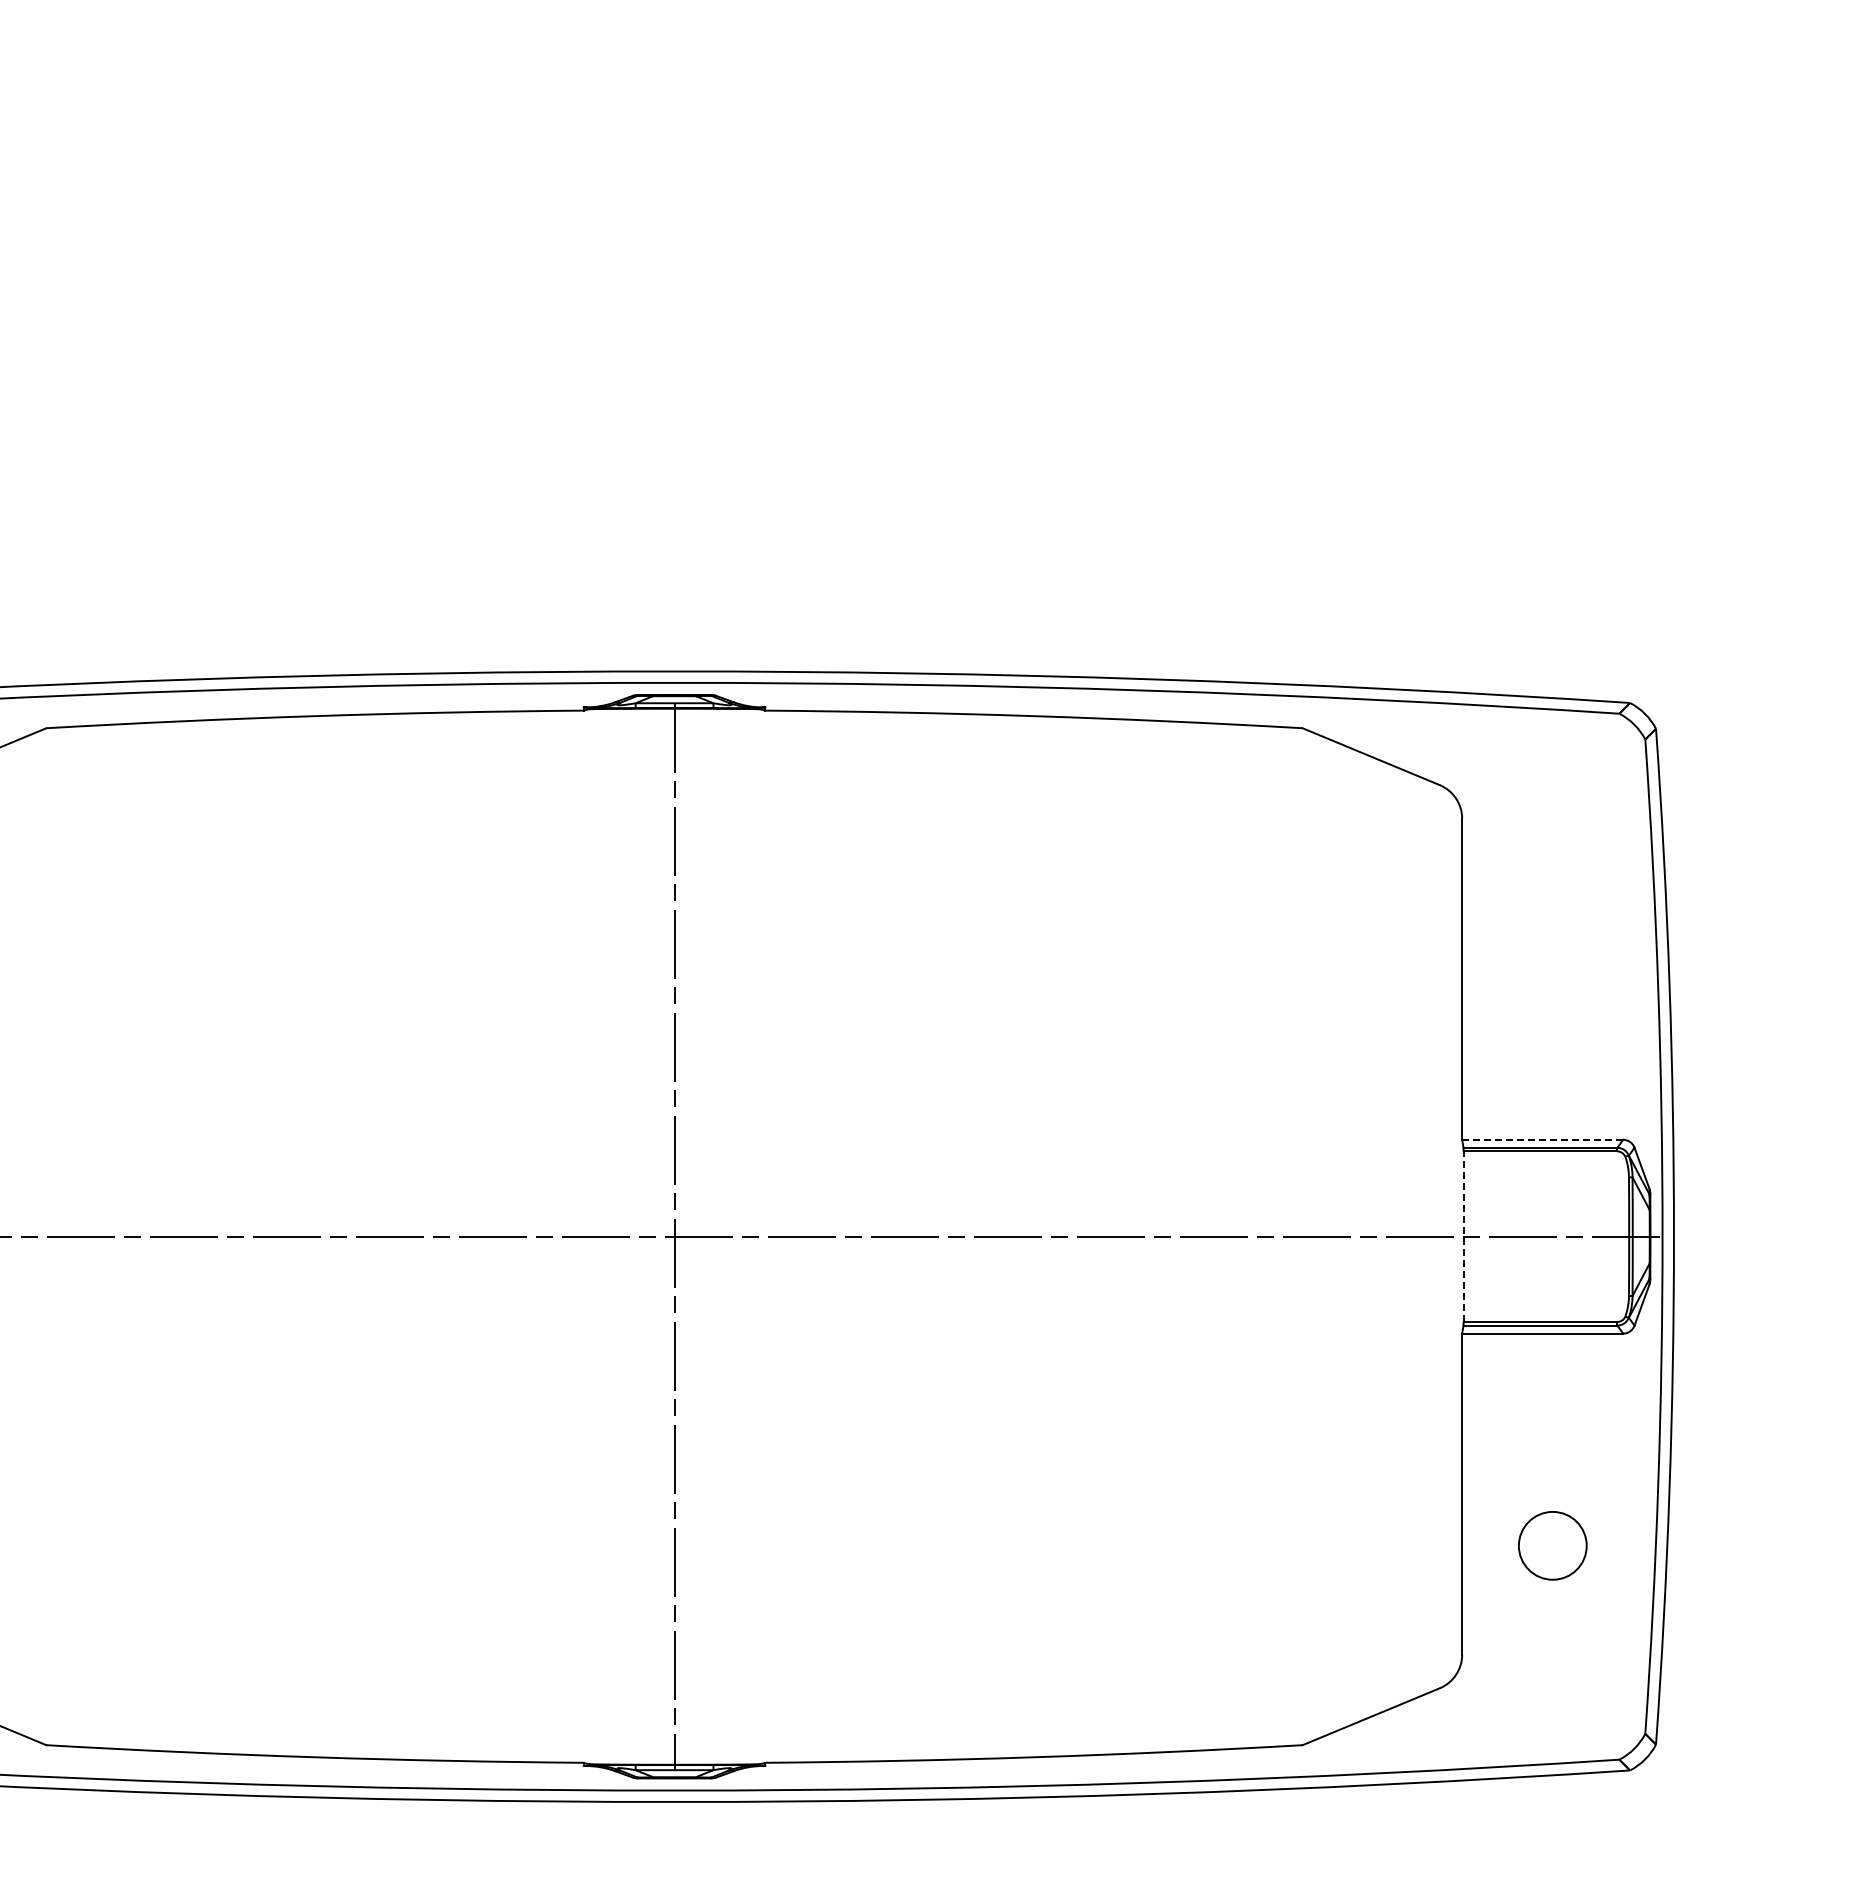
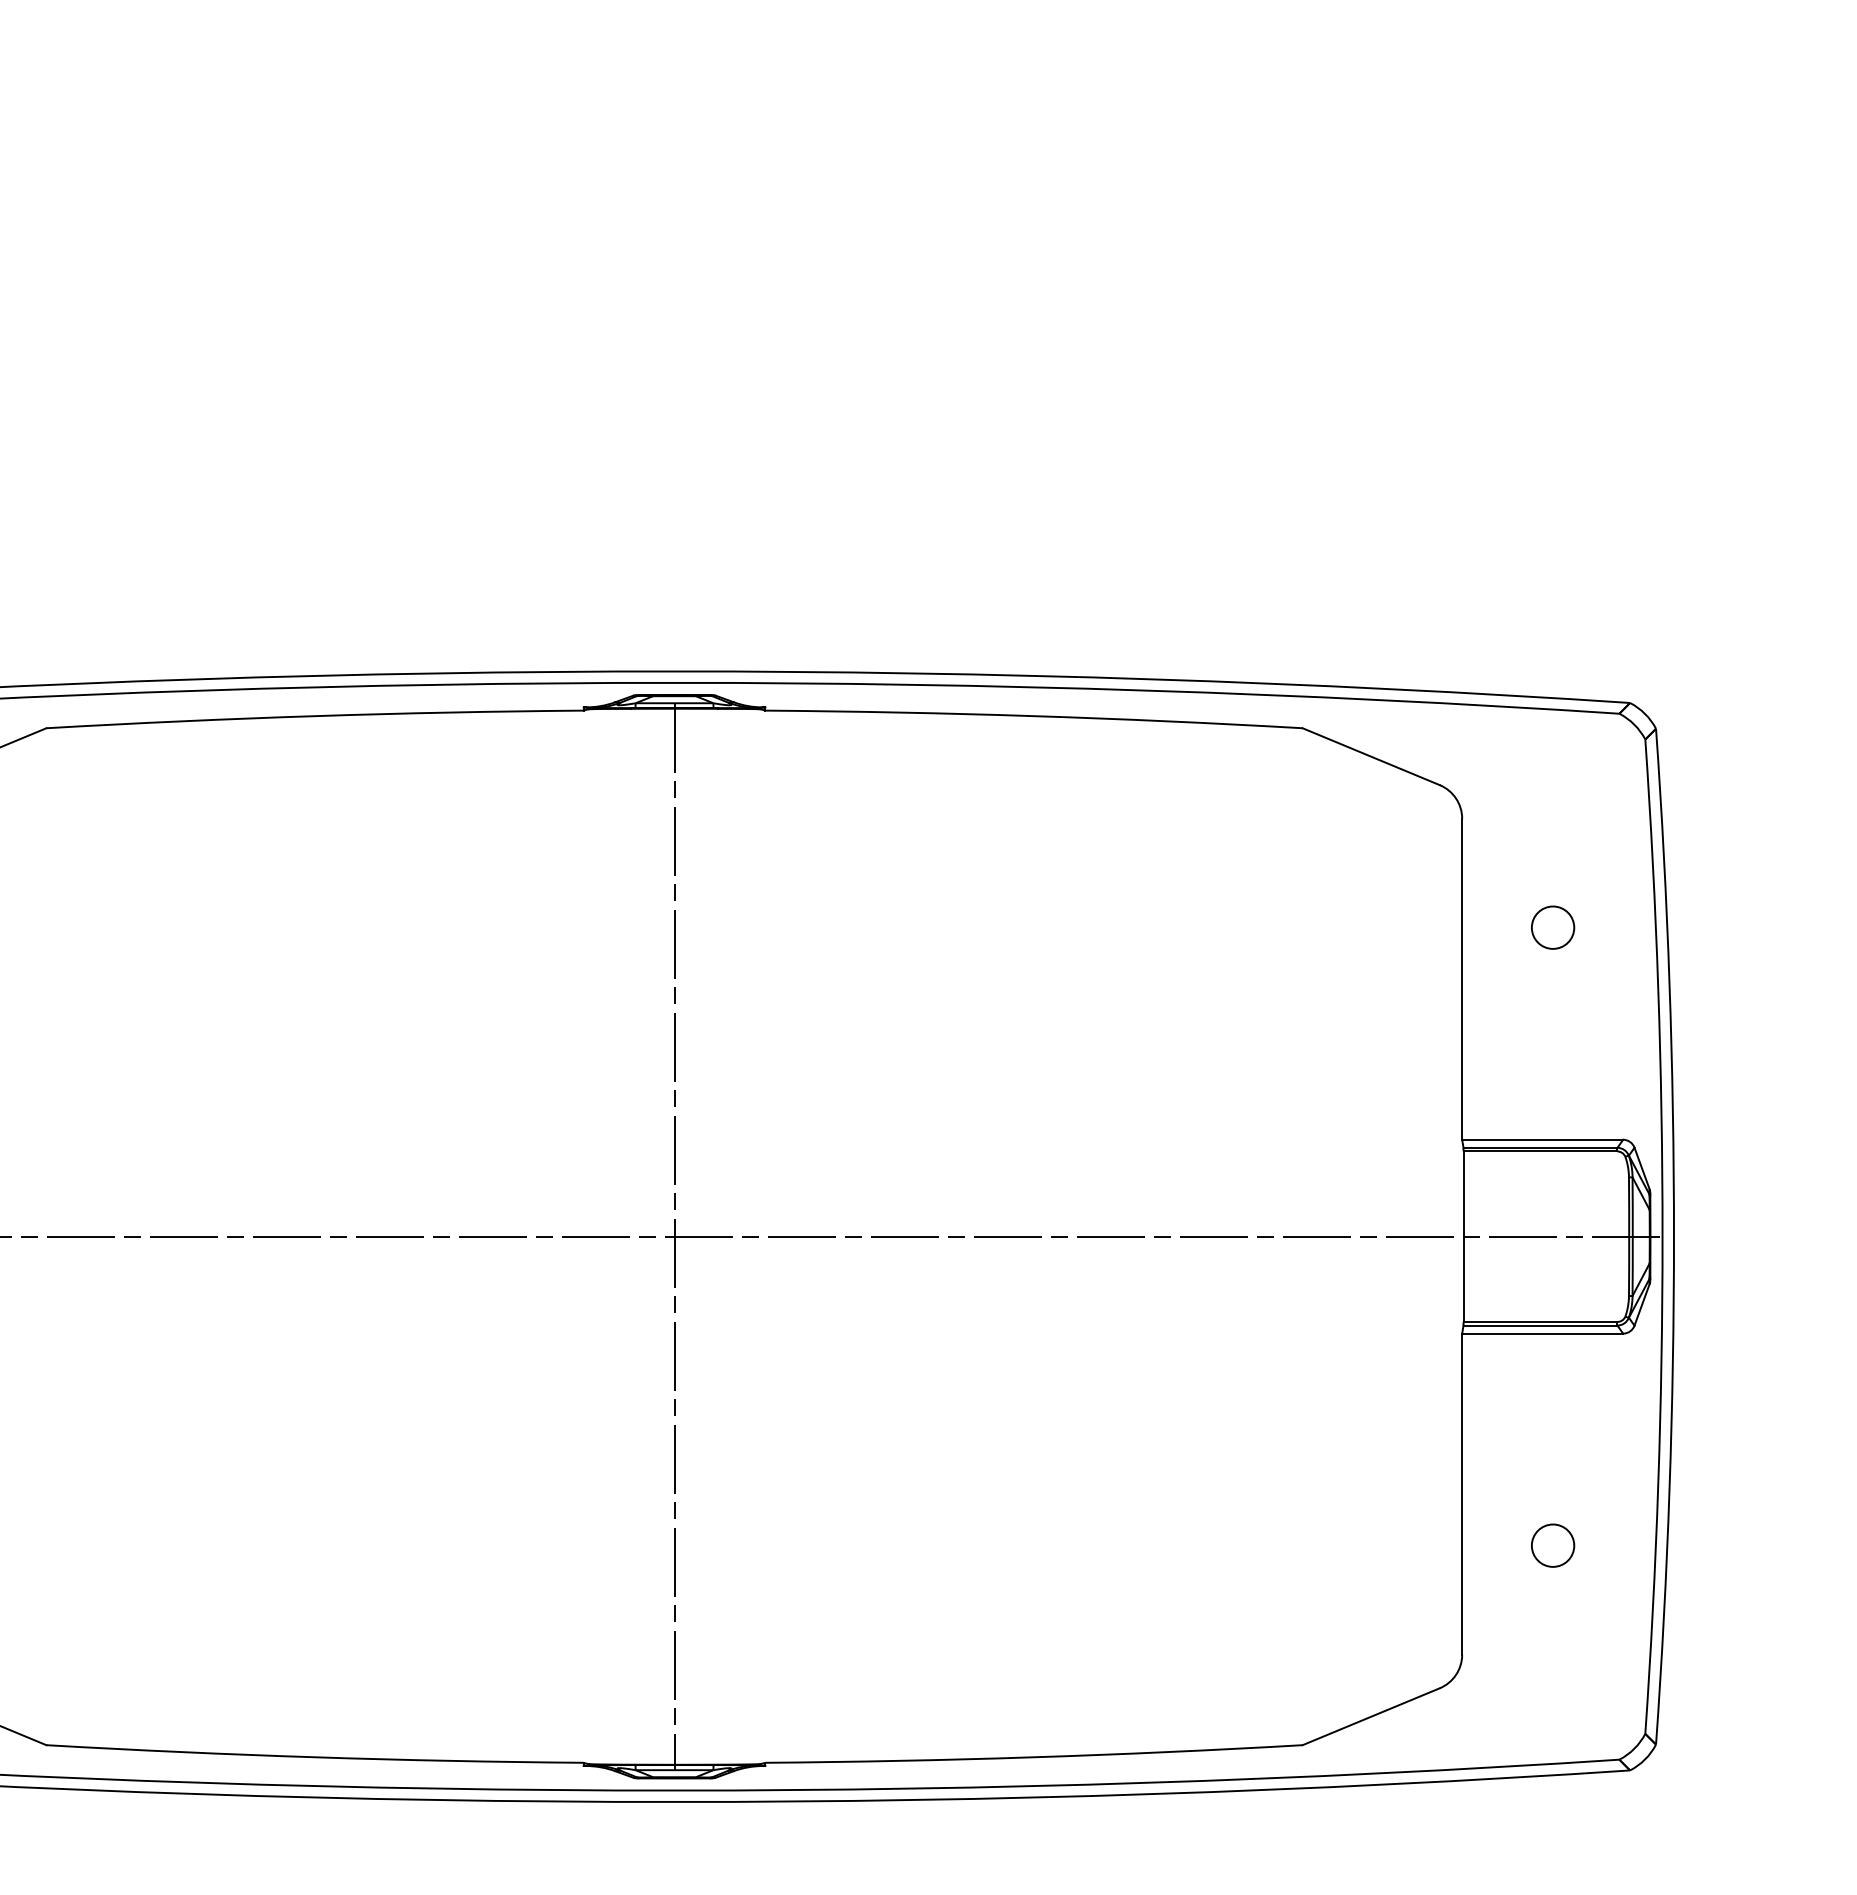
circle: none -> present (1553, 927)
line: dashed -> solid (1543, 1139)
line: dashed -> solid (1463, 1236)
circle size: 70x70 px -> 45x45 px (1553, 1545)
